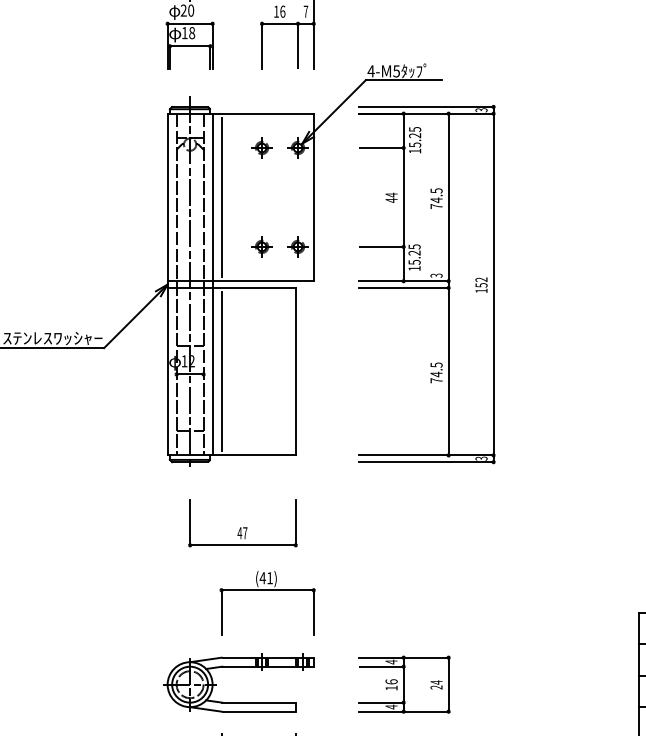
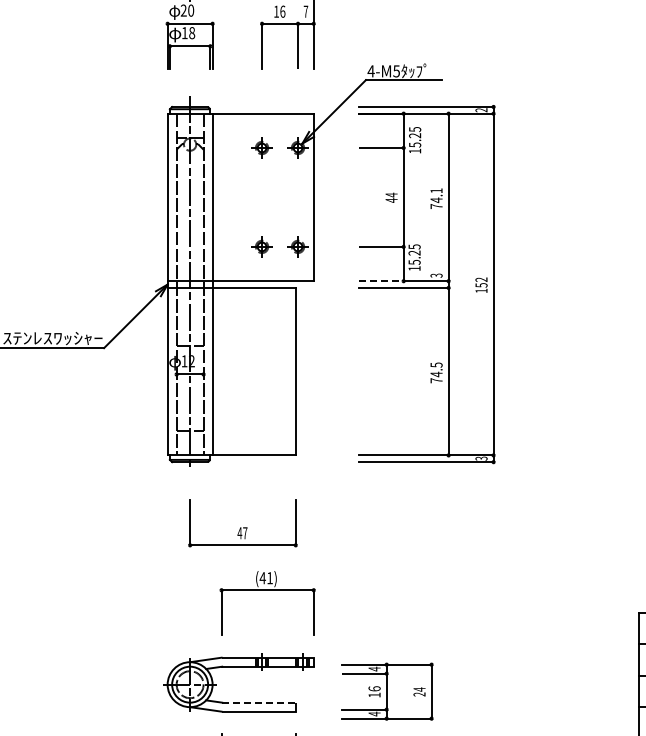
text: 3 -> 2 (481, 110)
text: 74.5 -> 74.1 (436, 190)
line: present -> none (221, 197)
line: solid -> dashed (381, 281)
line: present -> none (221, 371)
part position: (404, 684) -> (387, 691) (387, 691)
line: solid -> dashed (259, 702)
